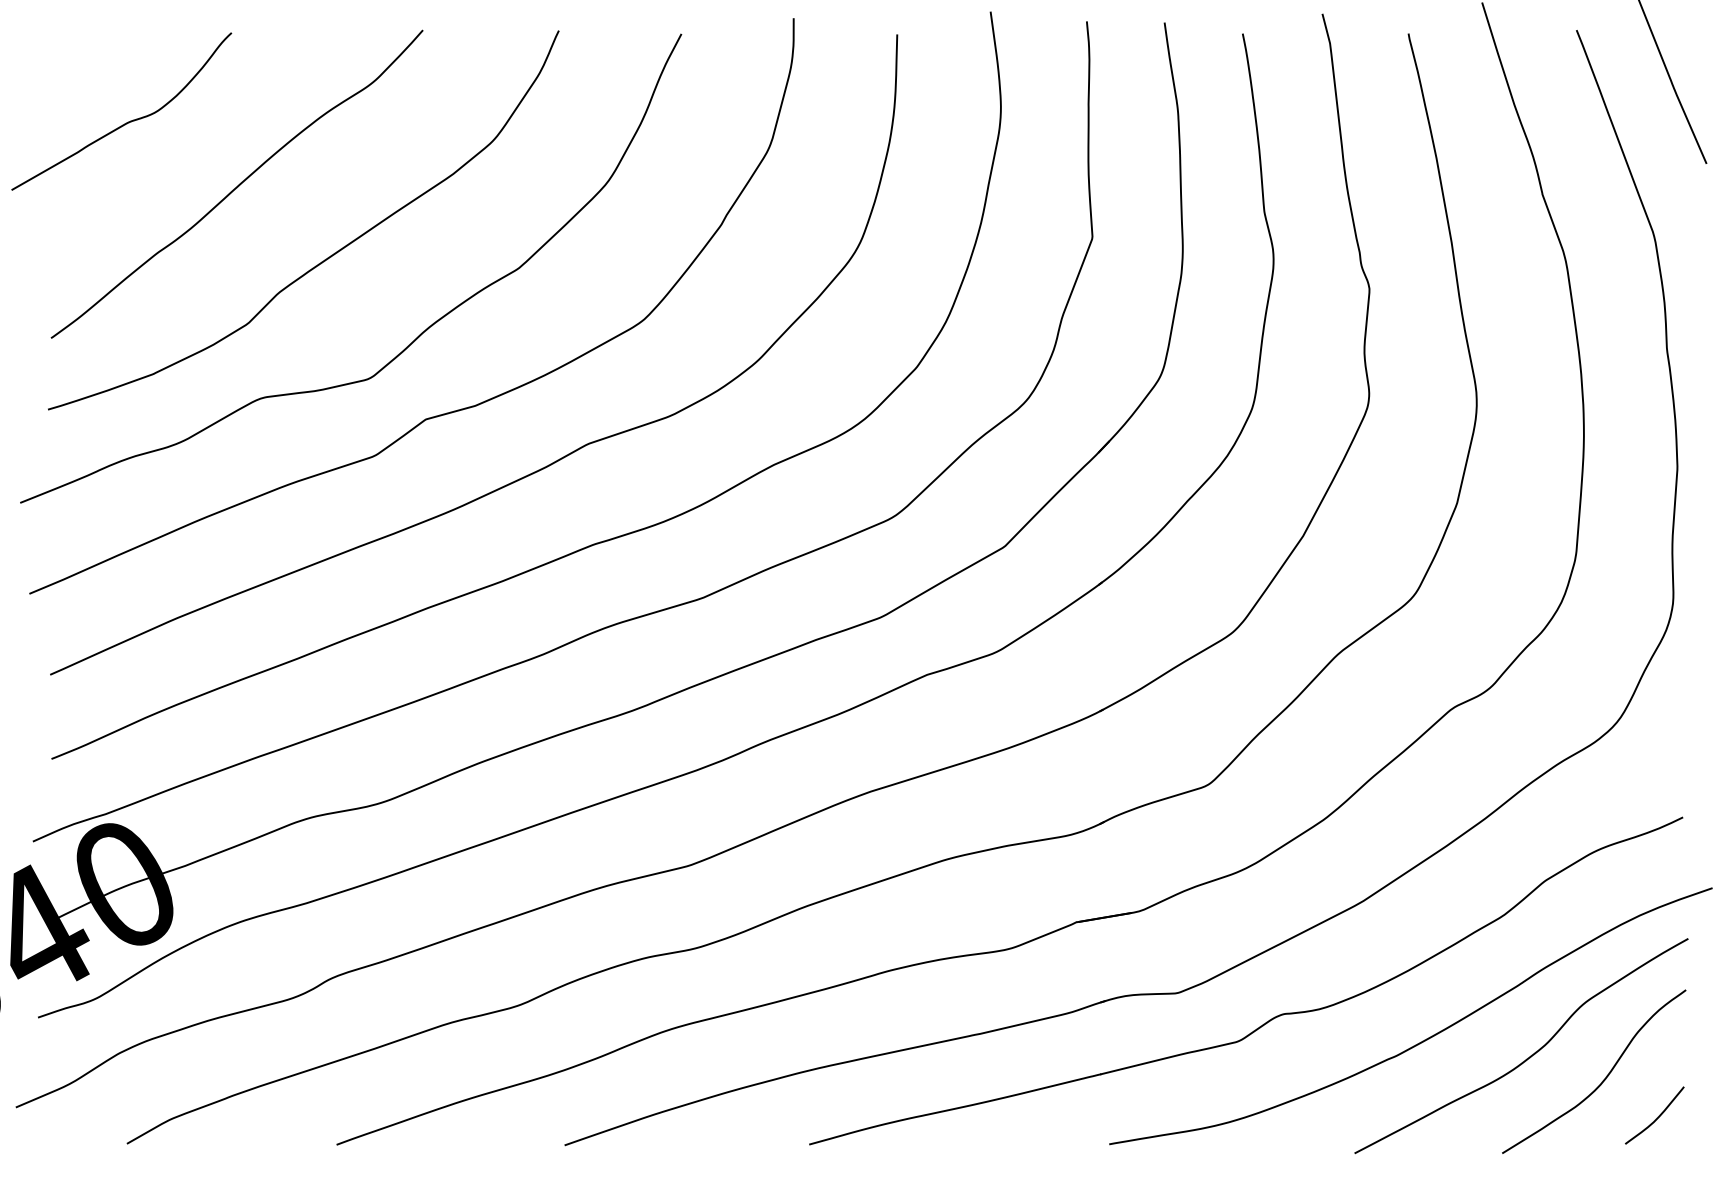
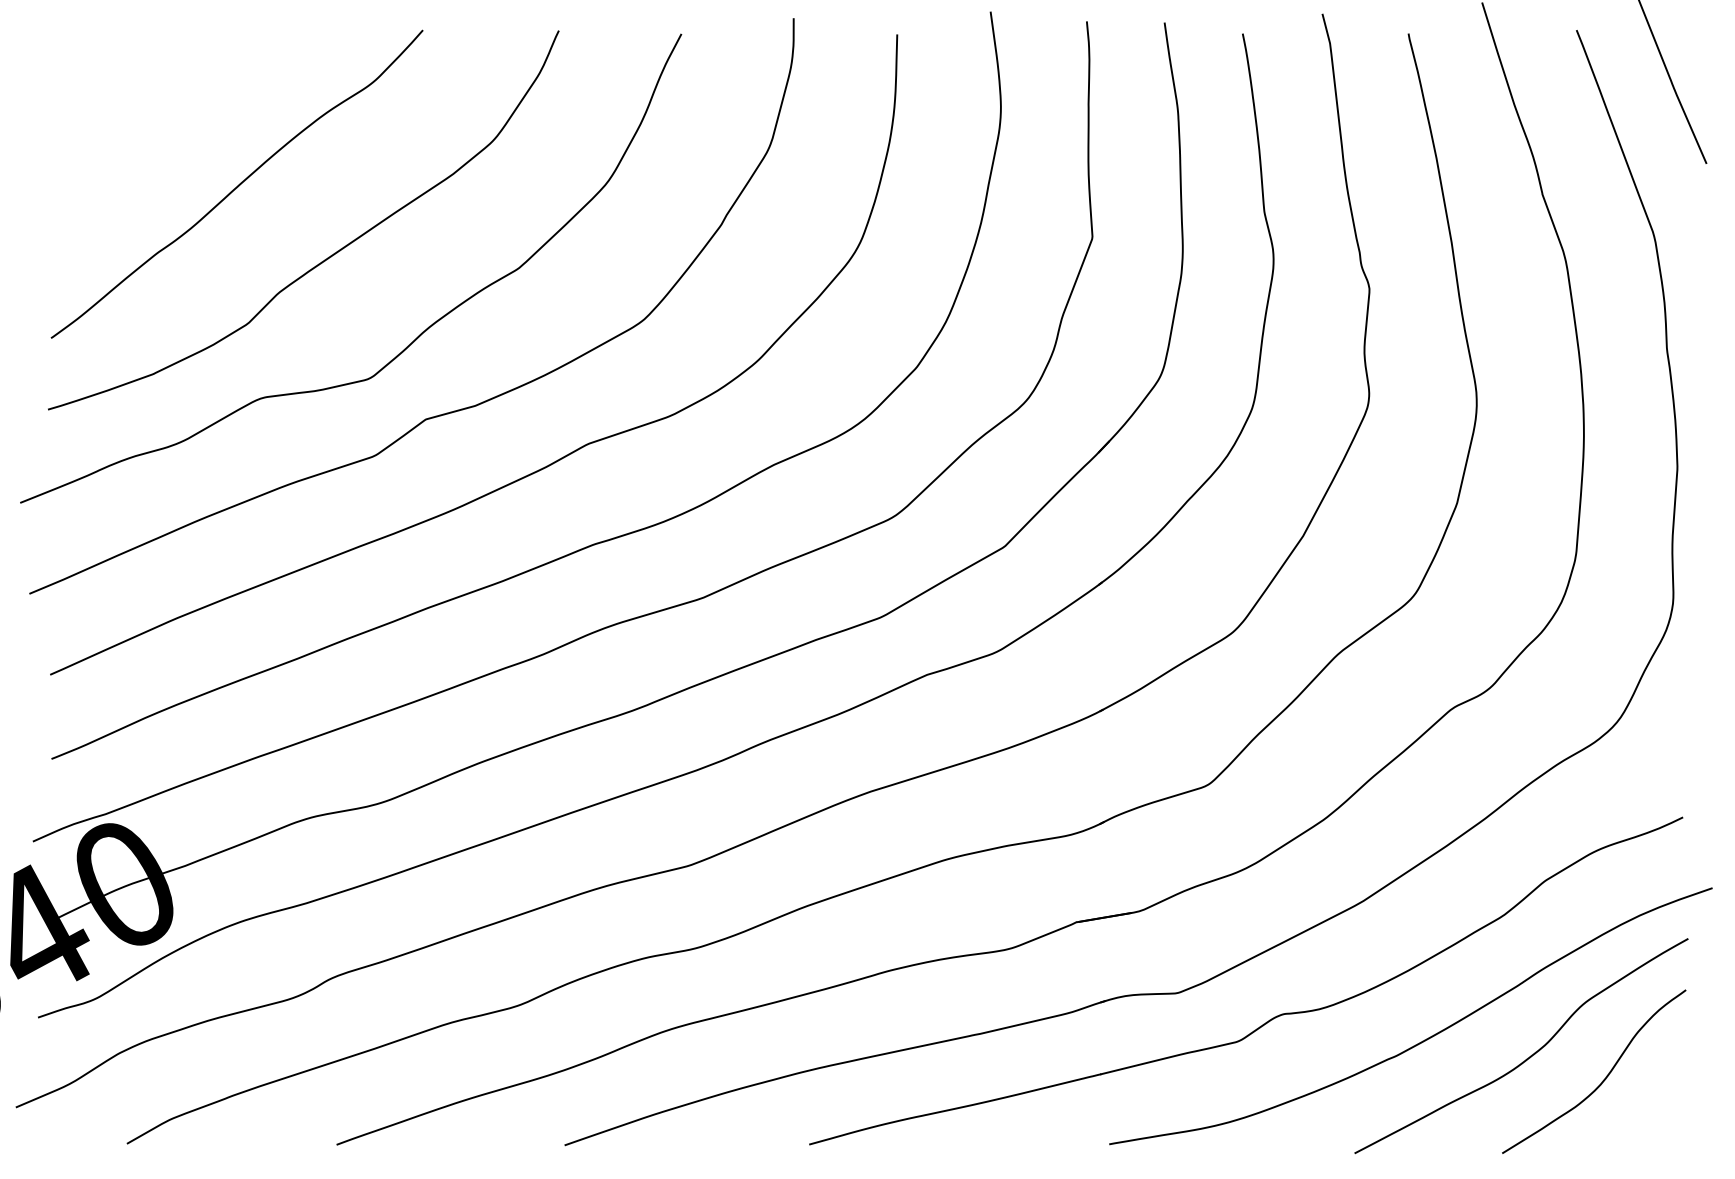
curve: present -> none (126, 122)
curve: present -> none (1657, 1117)
